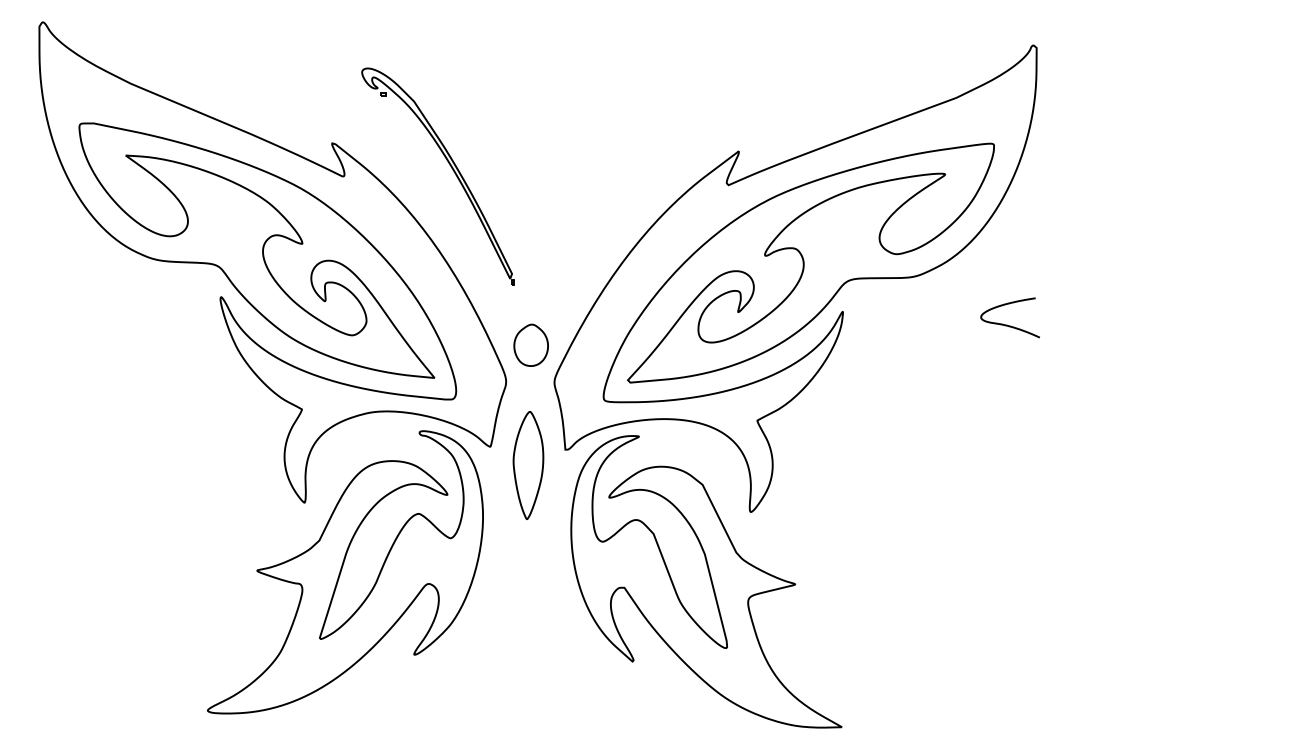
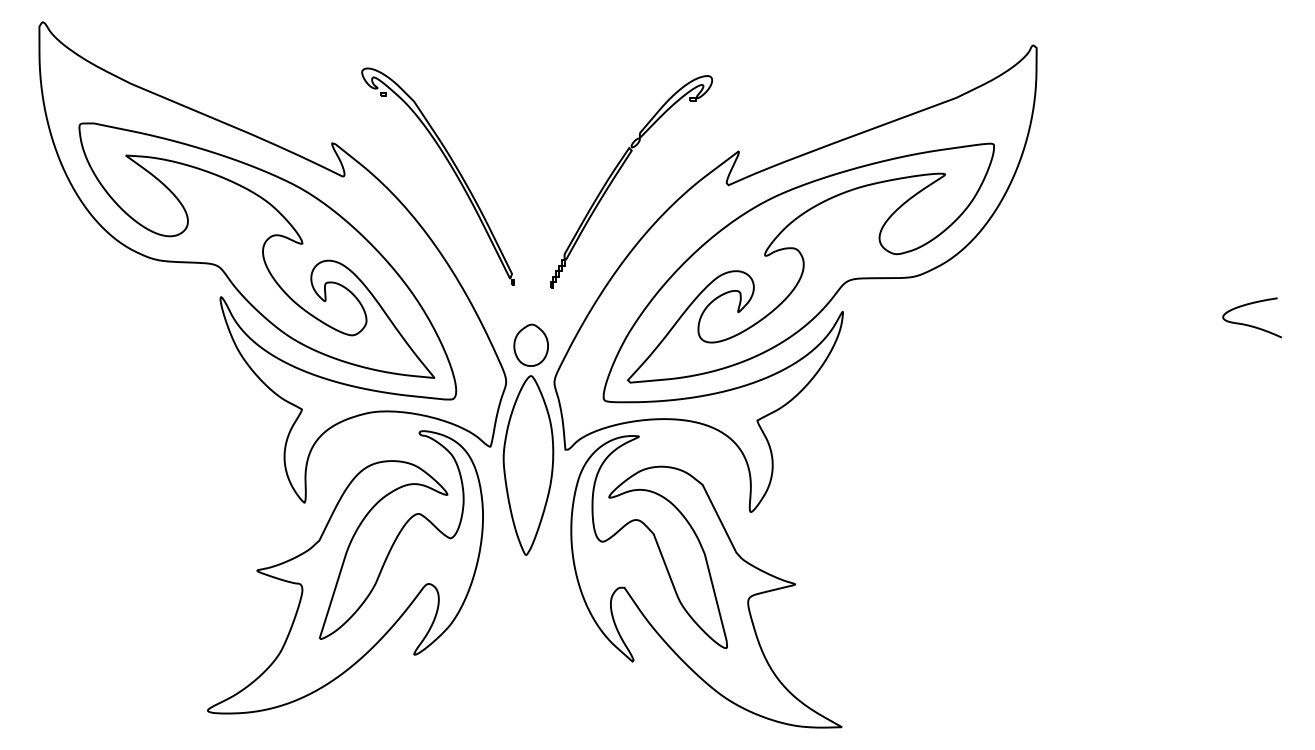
part: none -> present (618, 173)
curve position: (1007, 324) -> (1249, 324) (1249, 324)
part size: 33x109 px -> 53x181 px (528, 465)
